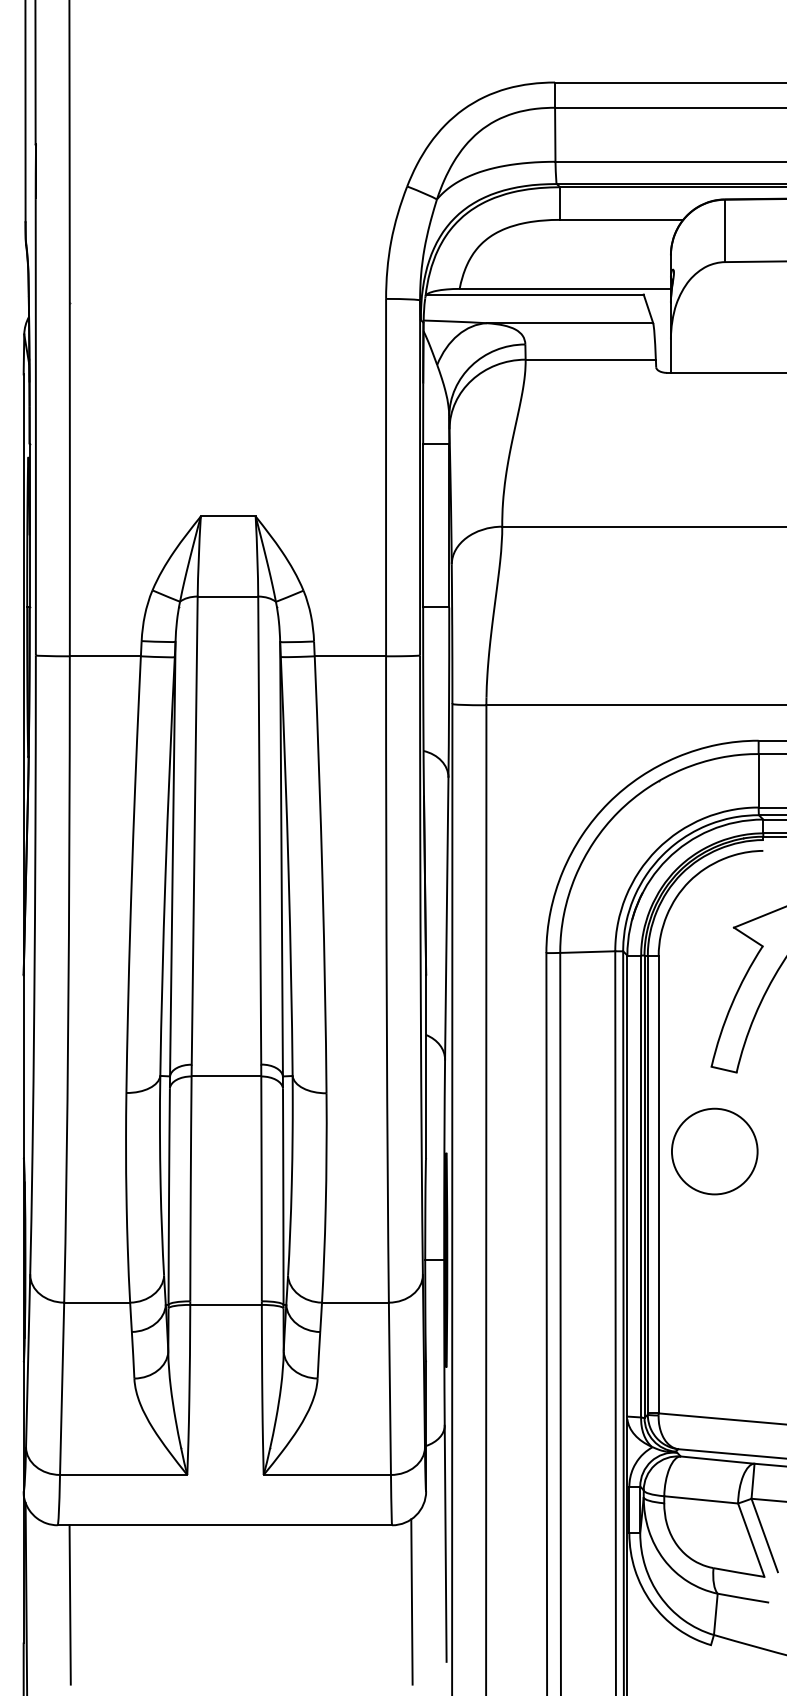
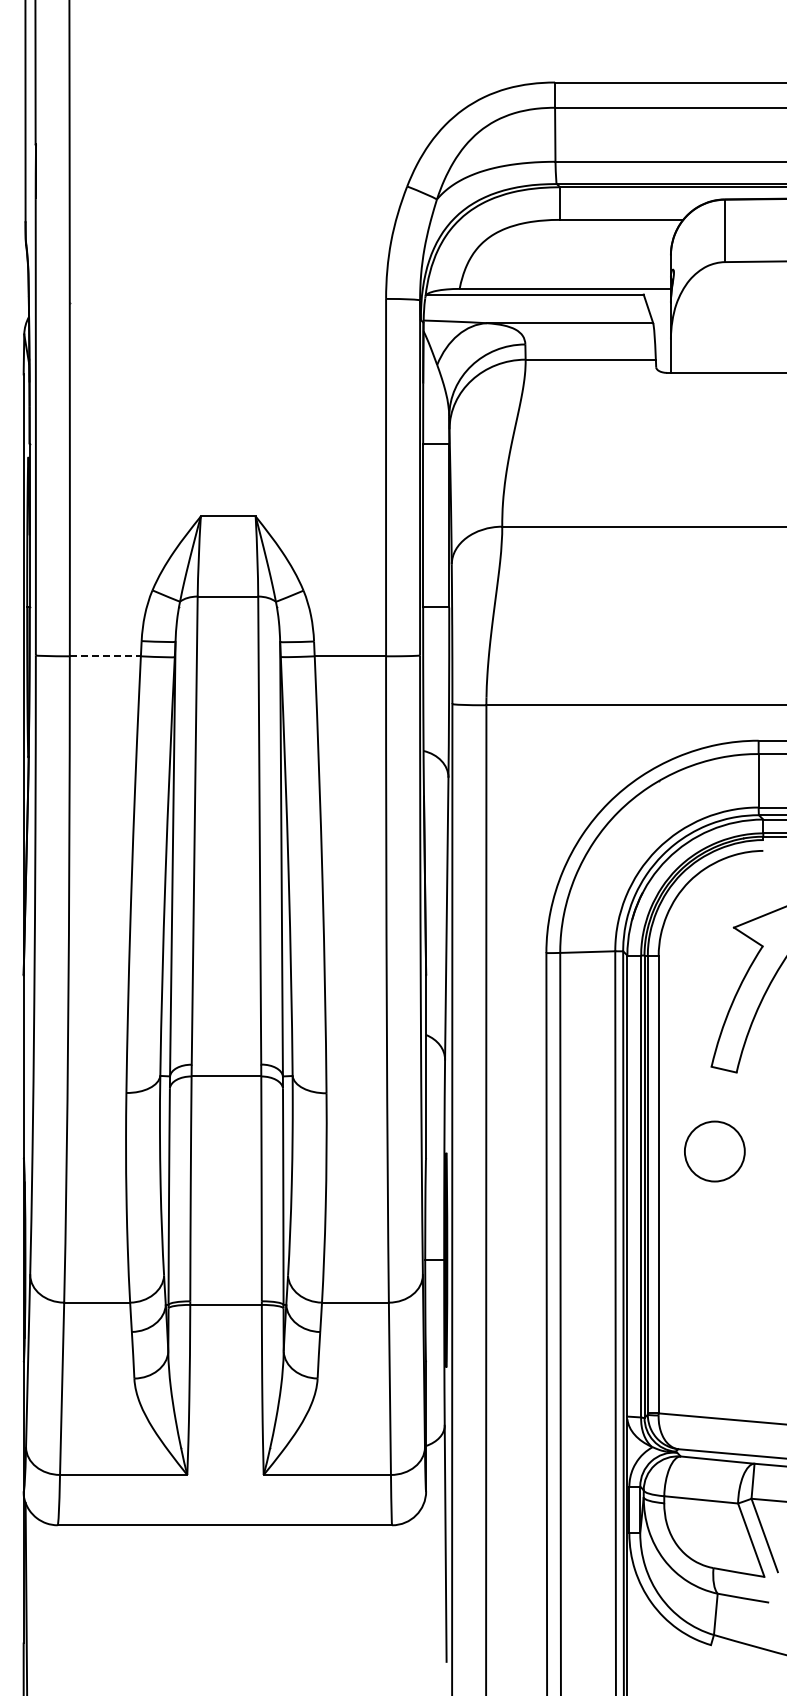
line: solid -> dashed (105, 656)
circle size: 88x89 px -> 62x63 px (714, 1151)
line: present -> none (411, 1601)
line: present -> none (69, 1604)
